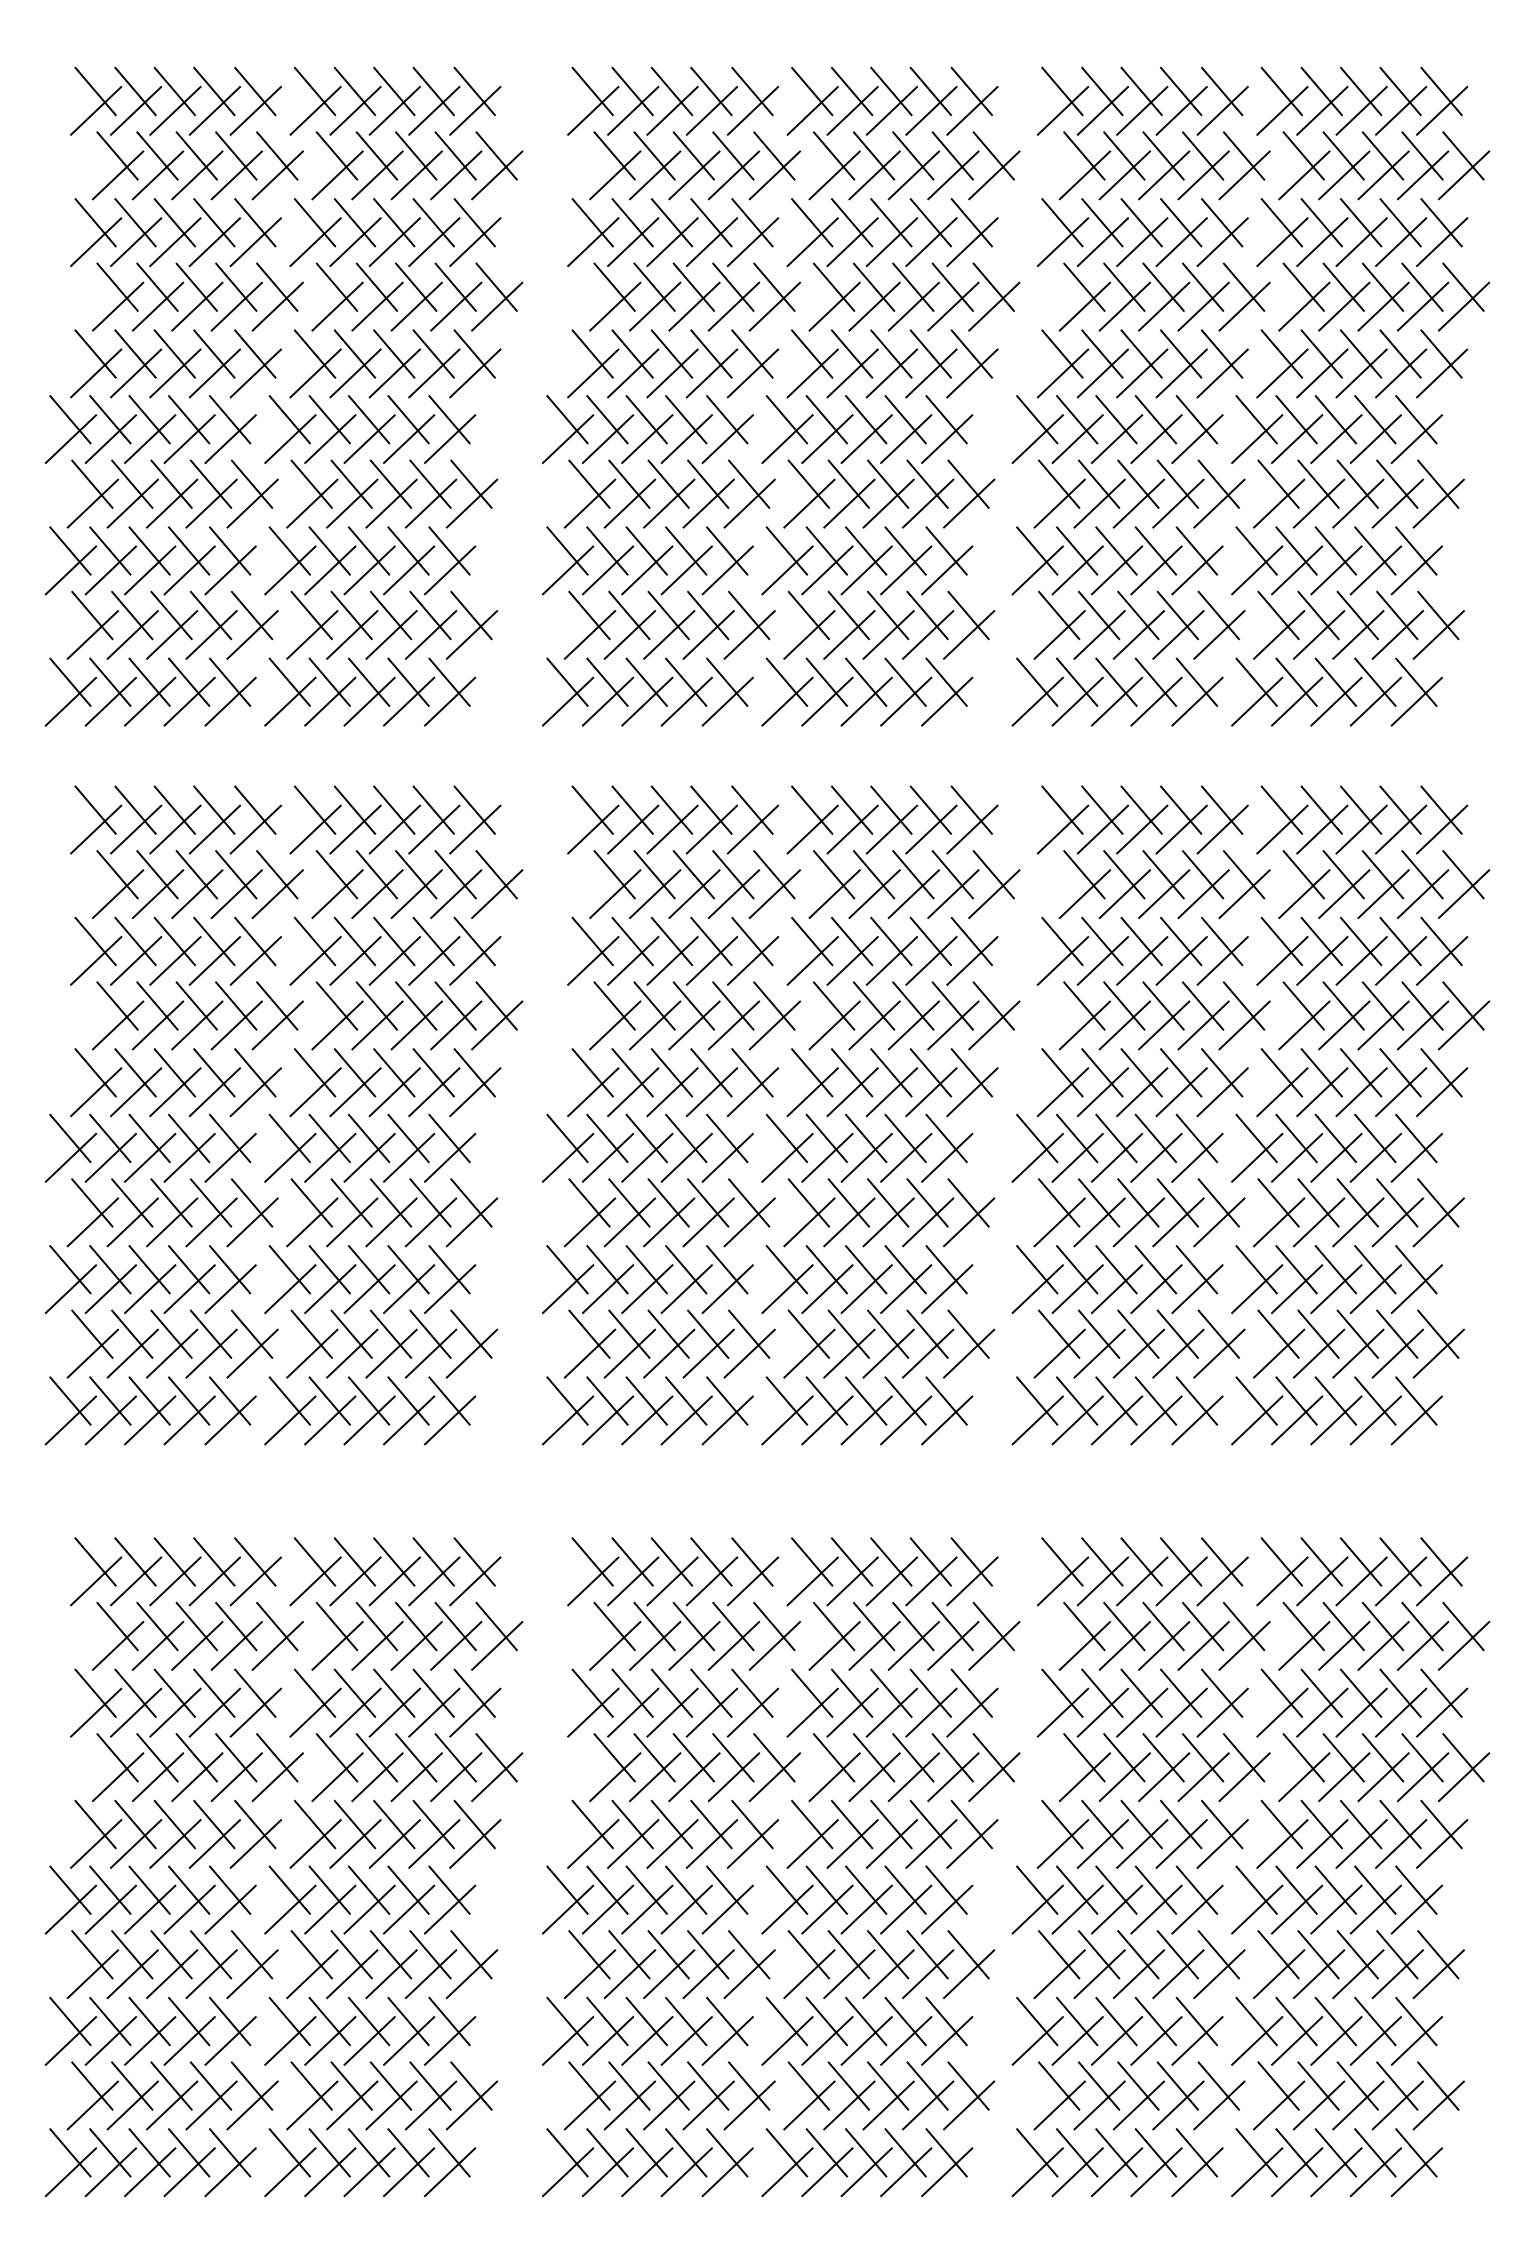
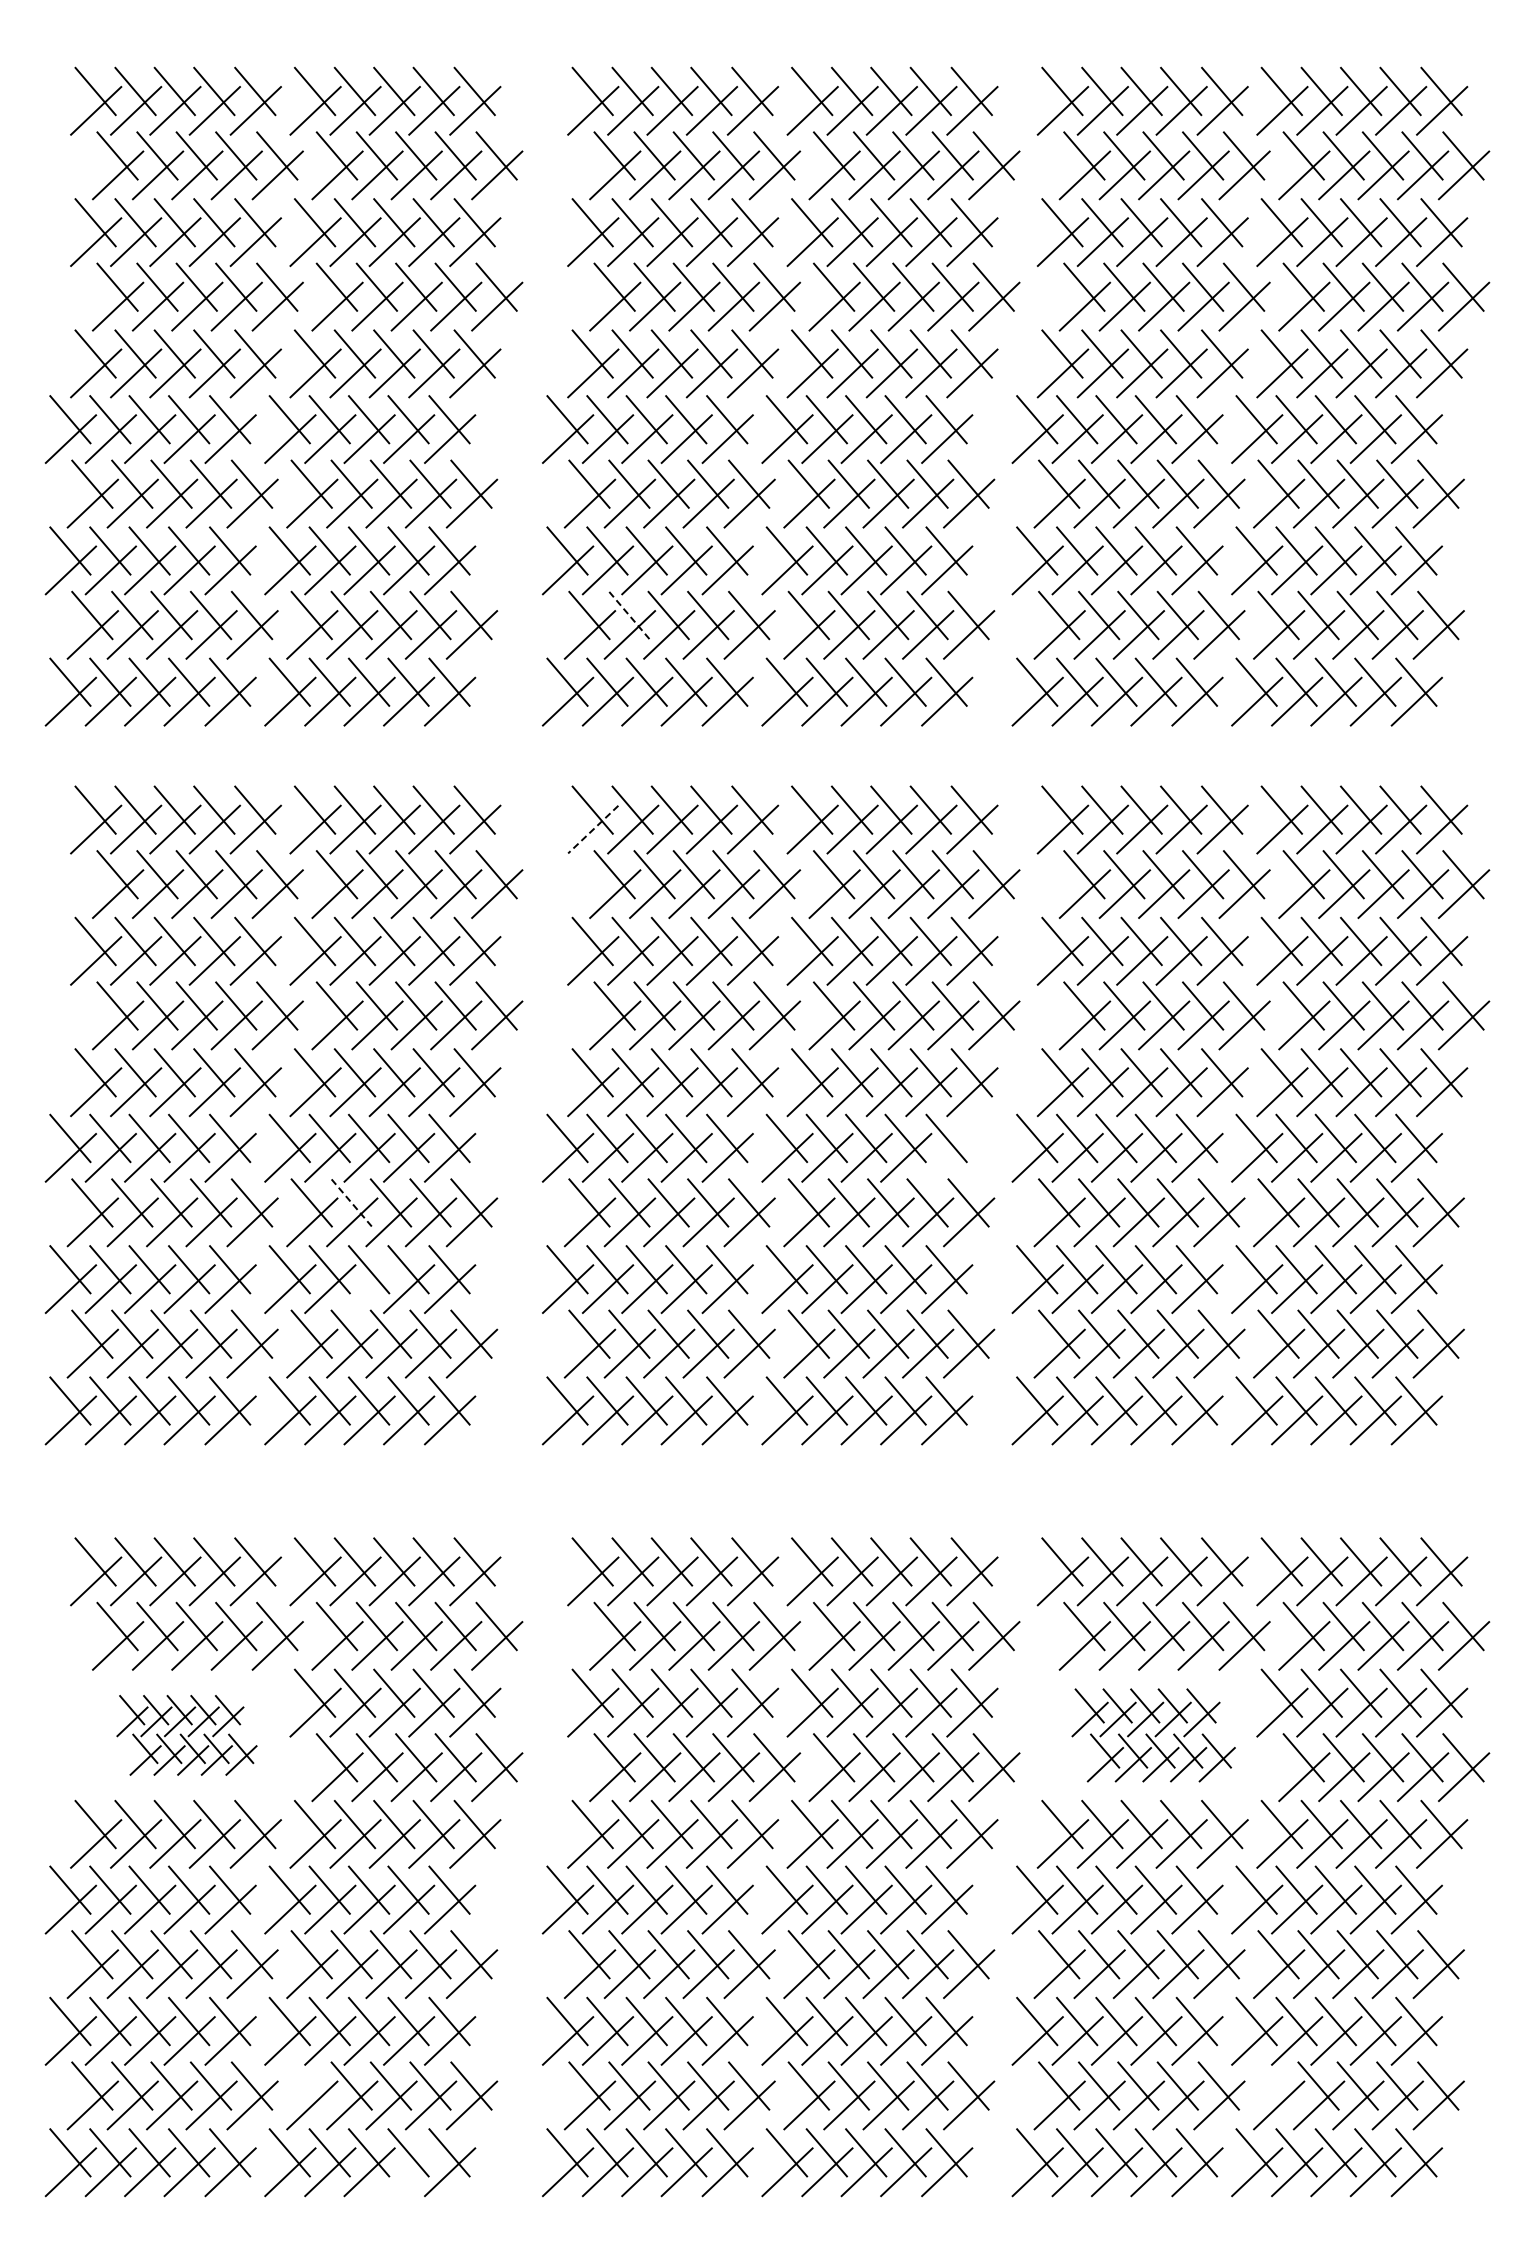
line: solid -> dashed (629, 615)
line: solid -> dashed (593, 829)
line: present -> none (947, 1157)
line: solid -> dashed (351, 1202)
line: present -> none (369, 1288)
part size: 234x135 px -> 142x81 px (186, 1735)
part size: 235x135 px -> 165x95 px (1153, 1735)
line: present -> none (311, 2085)
line: present -> none (1278, 2085)
line: present -> none (409, 2172)
